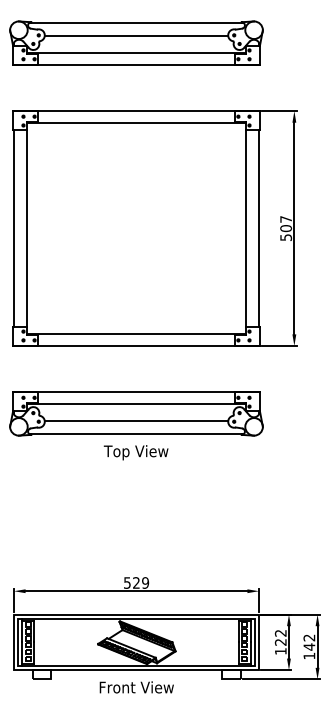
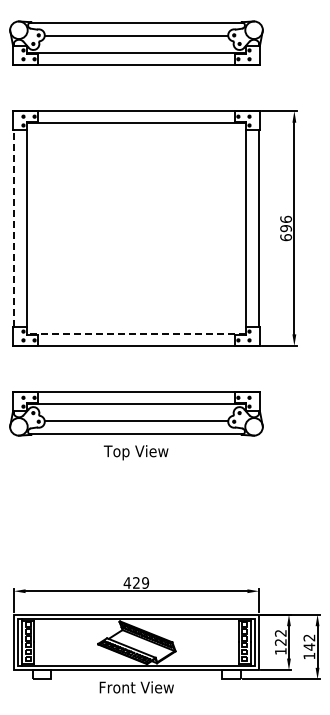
line: solid -> dashed (14, 228)
text: 507 -> 696 (286, 228)
line: solid -> dashed (136, 334)
text: 529 -> 429 (127, 582)
